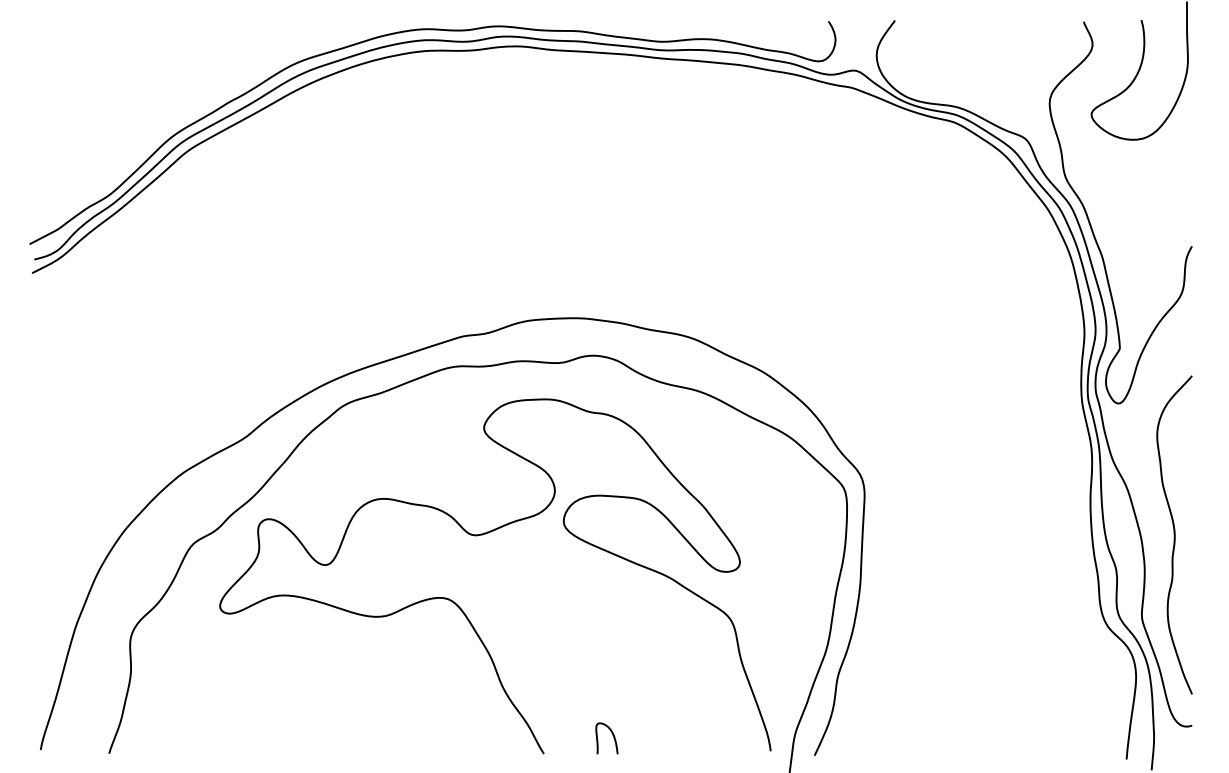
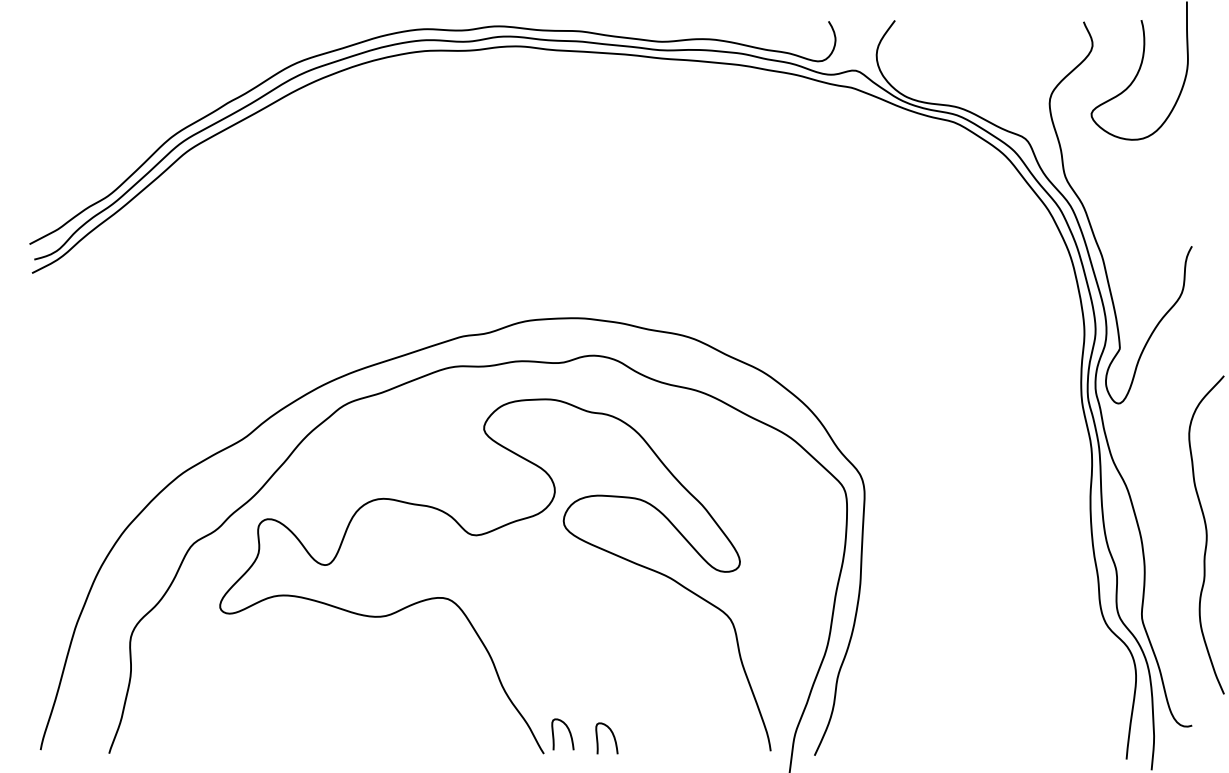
curve position: (1174, 534) -> (1206, 534) (1206, 534)
curve: none -> present (568, 731)
